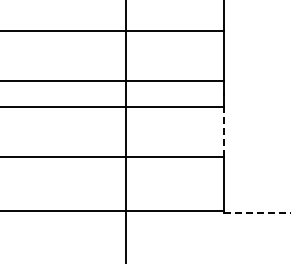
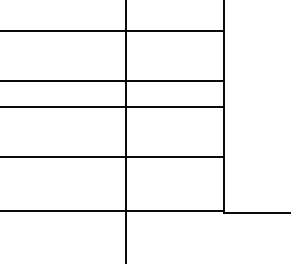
line: dashed -> solid (224, 132)
line: dashed -> solid (257, 213)
